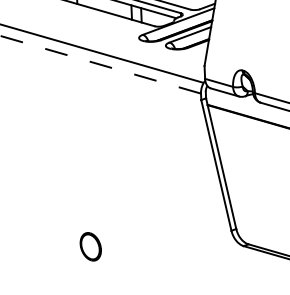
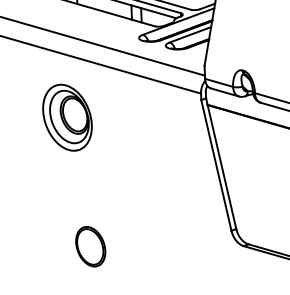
line position: (102, 53) -> (103, 46) (103, 46)
line: dashed -> solid (100, 64)
part: none -> present (67, 117)
part size: 23x30 px -> 32x42 px (90, 246)
